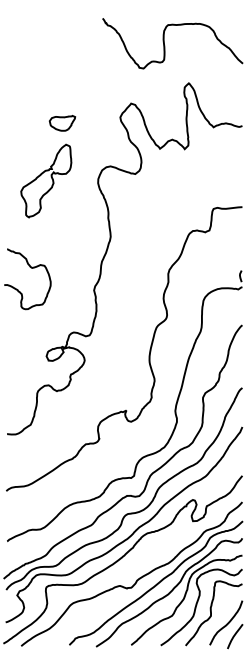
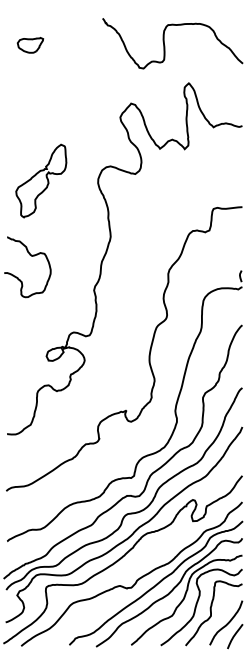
part position: (62, 123) -> (30, 45) (30, 45)
part position: (46, 180) -> (41, 180) (41, 180)
curve position: (31, 268) -> (31, 256) (31, 256)
